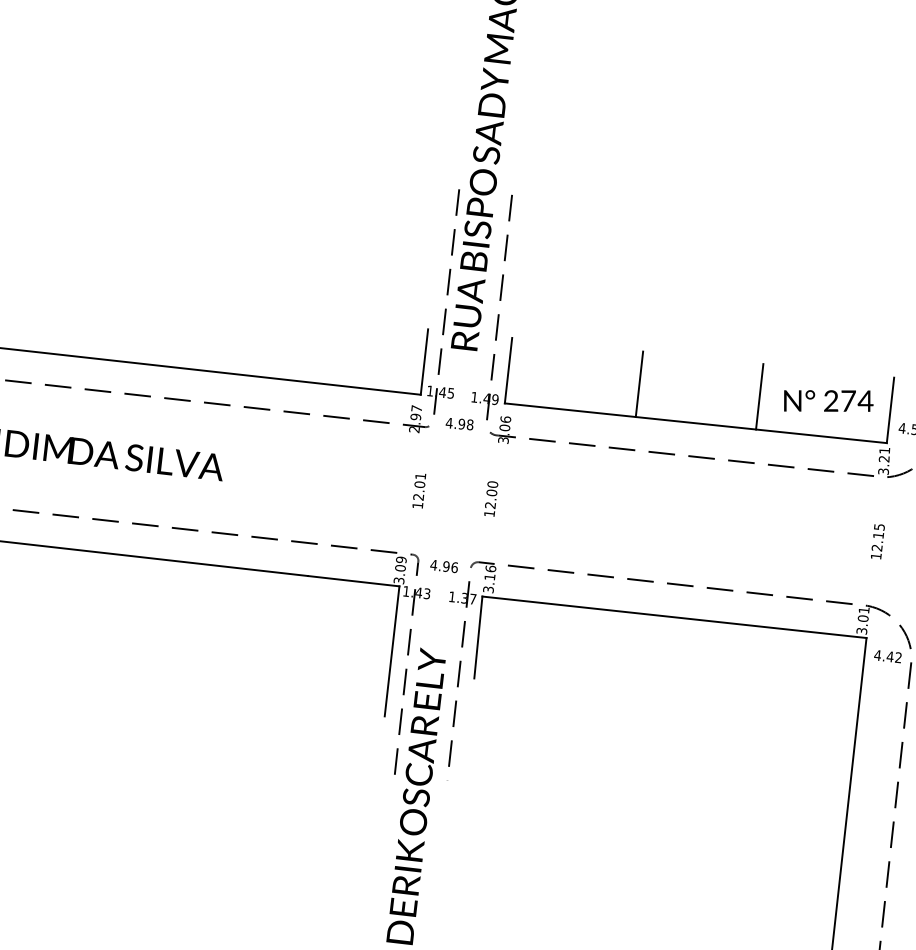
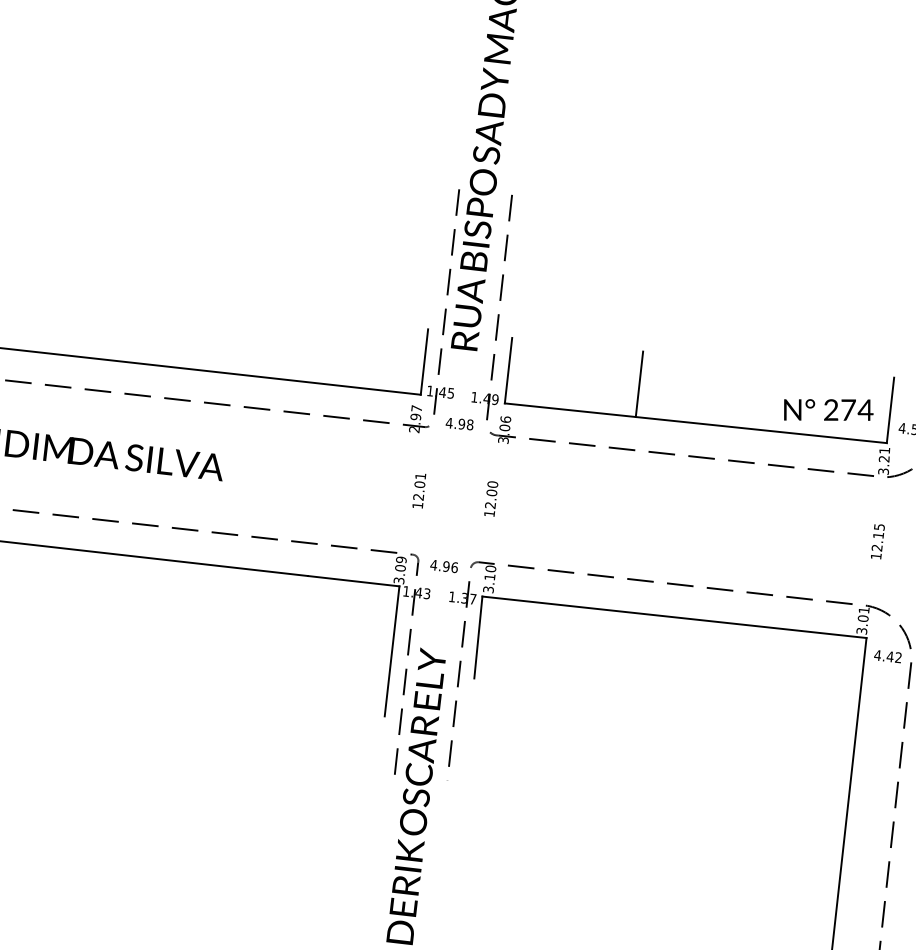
line: present -> none (759, 396)
text position: (828, 400) -> (828, 409) (828, 409)
text: 3.16 -> 3.10 (490, 568)
